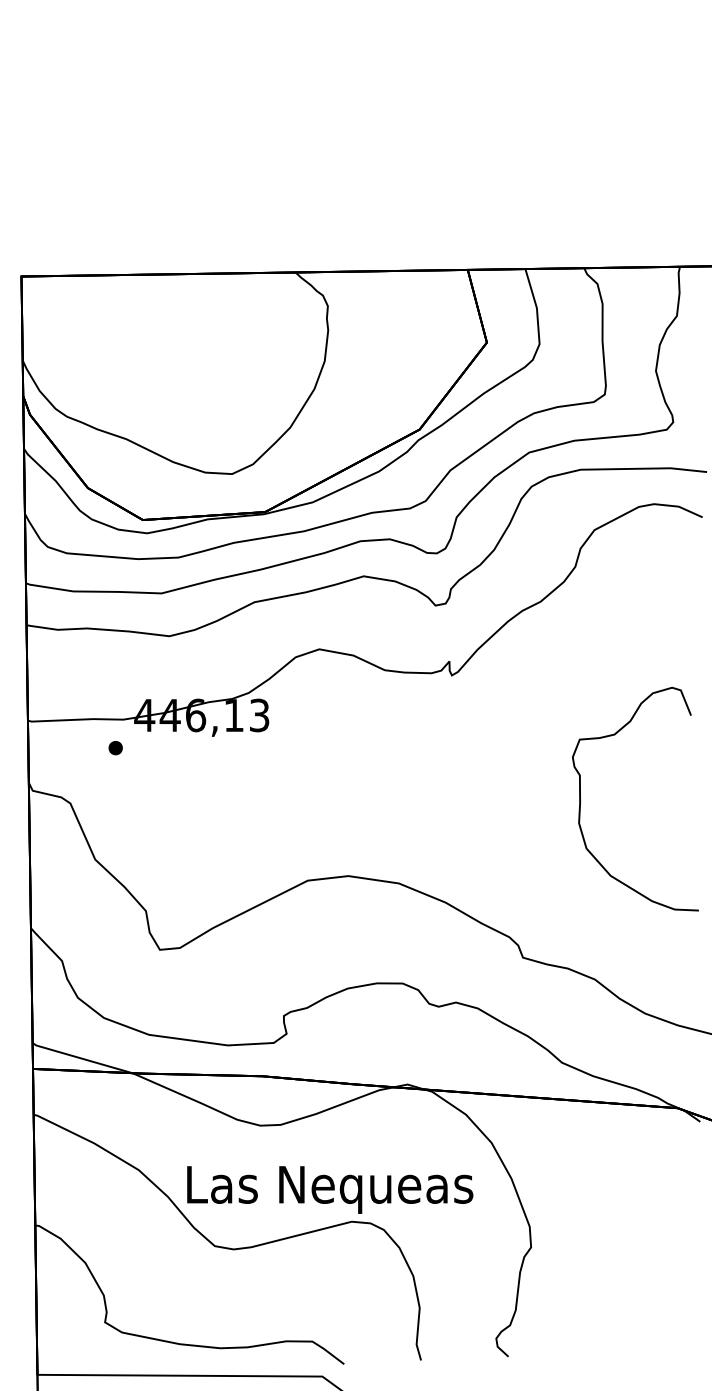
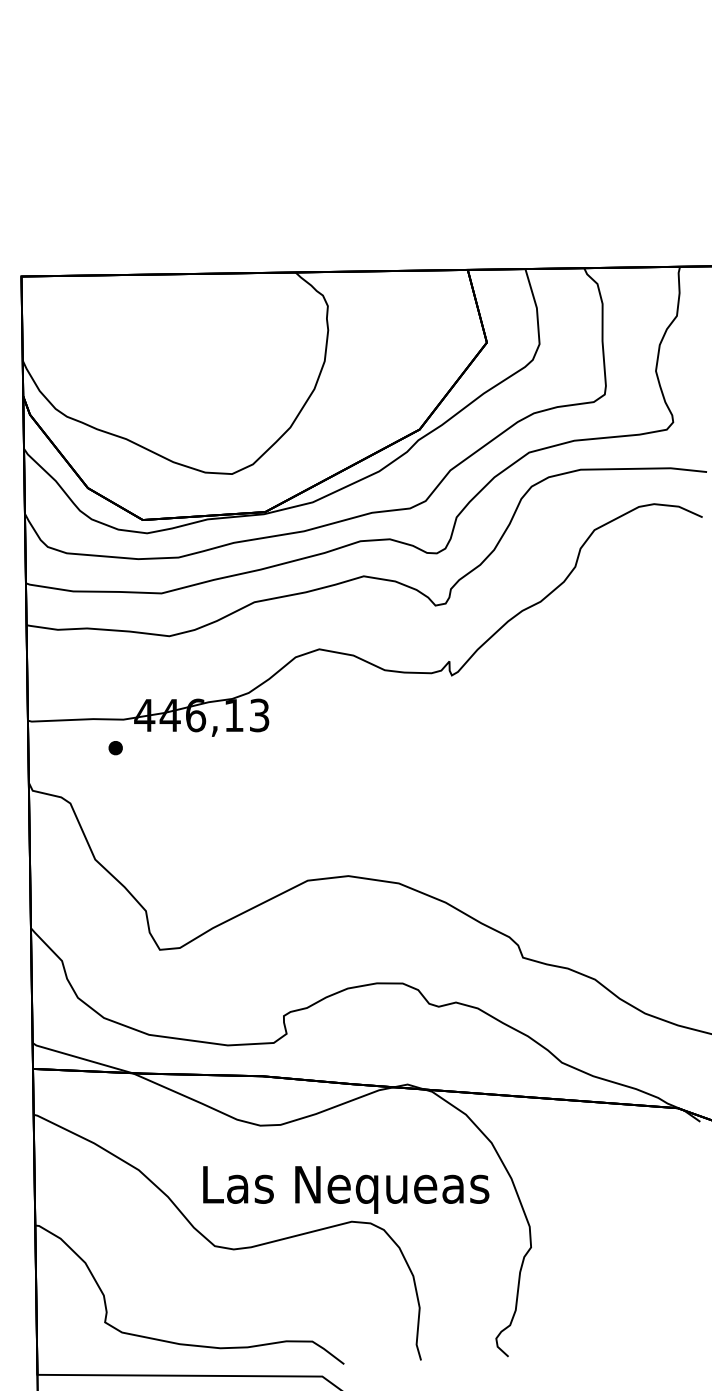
curve: present -> none (580, 798)
text position: (330, 1189) -> (346, 1189) (346, 1189)
